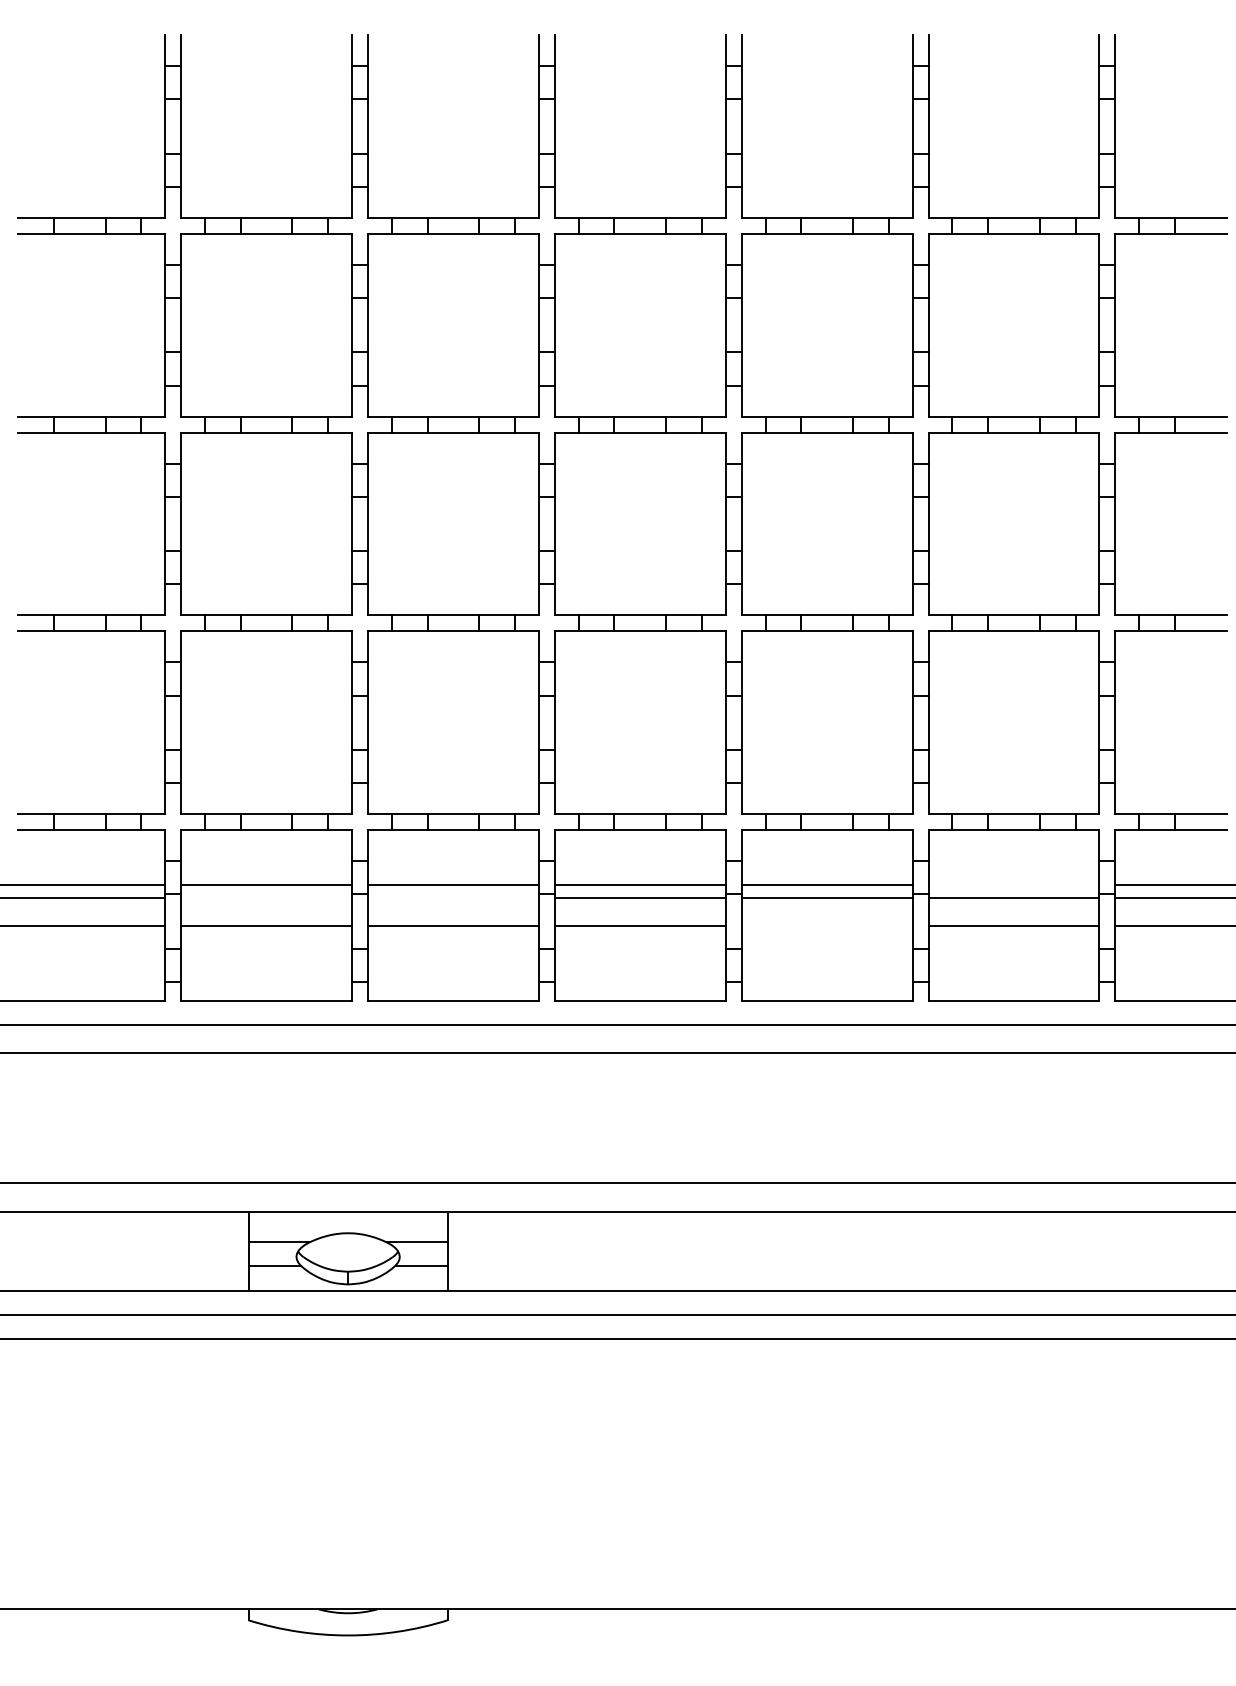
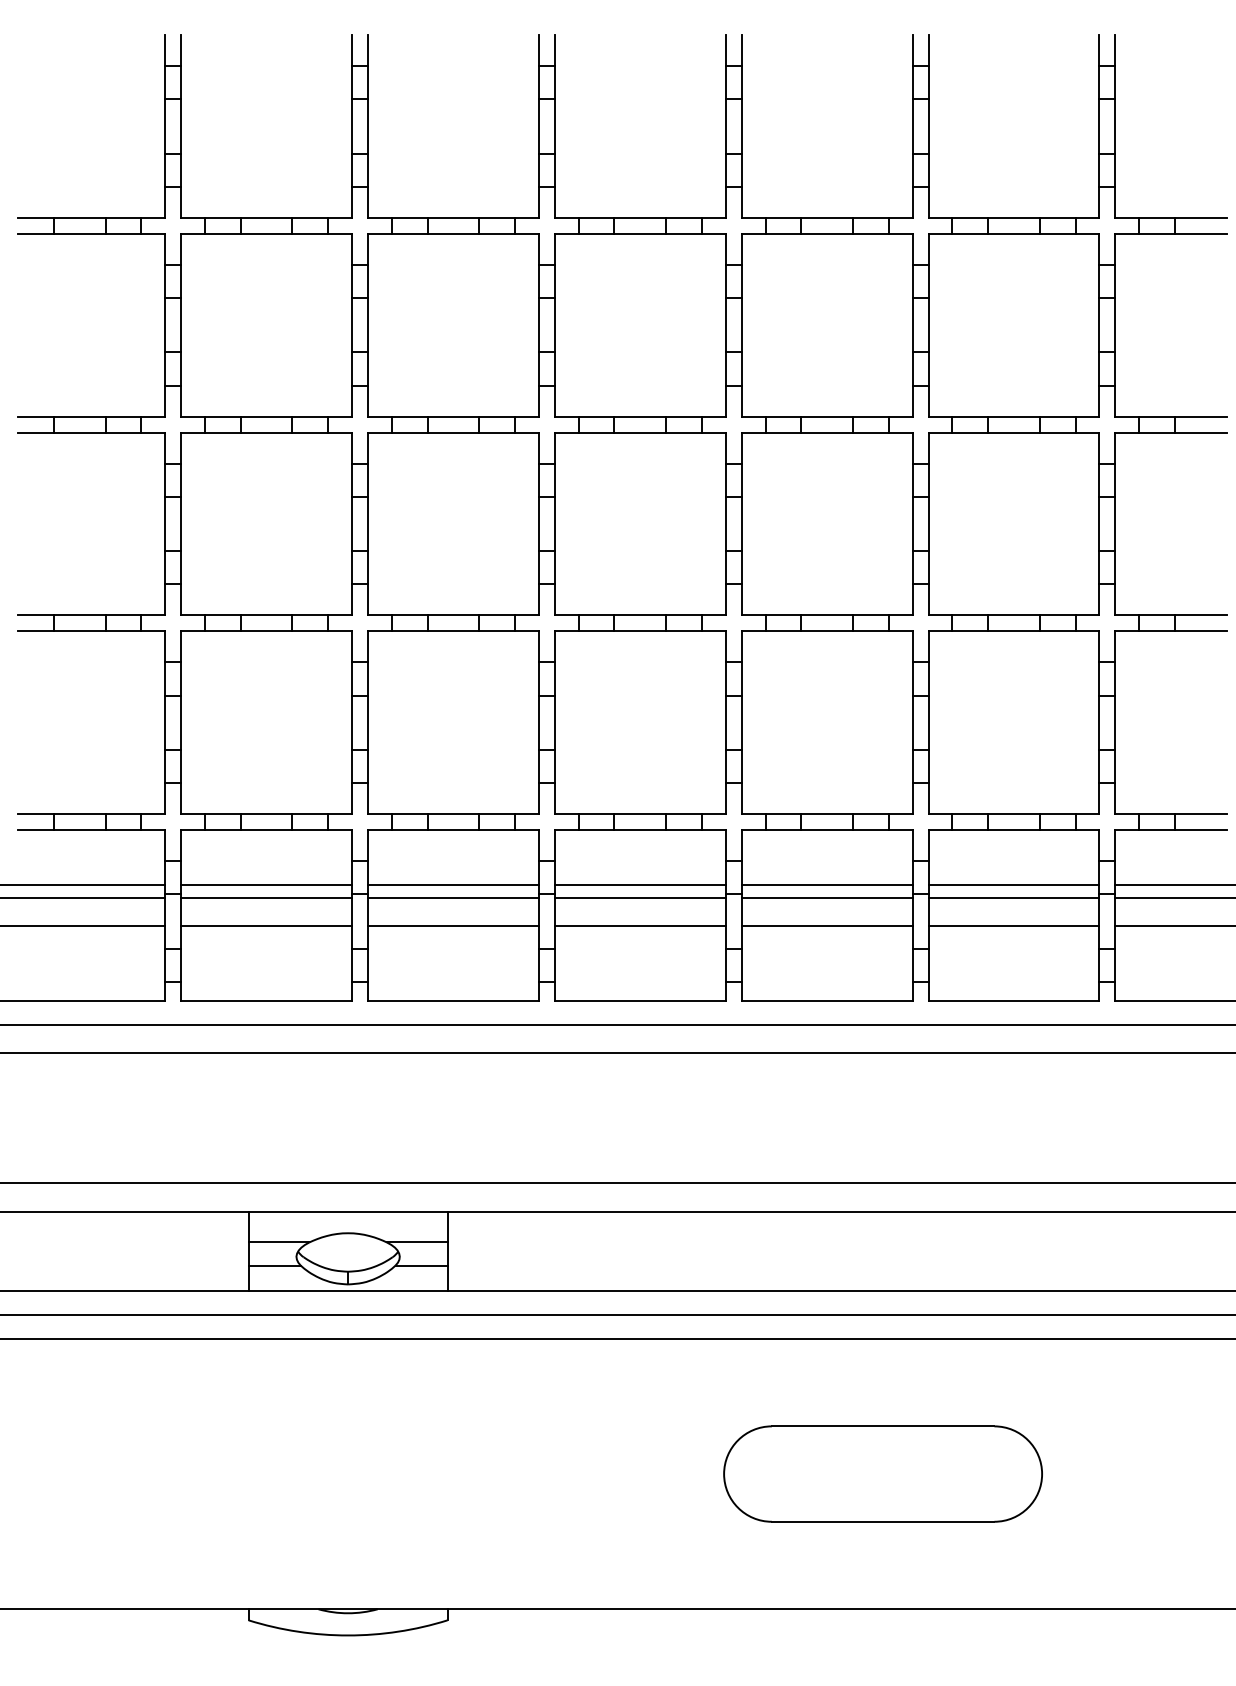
line: none -> present (1013, 885)
line: none -> present (266, 897)
line: none -> present (453, 897)
line: none -> present (826, 926)
part: none -> present (882, 1473)
